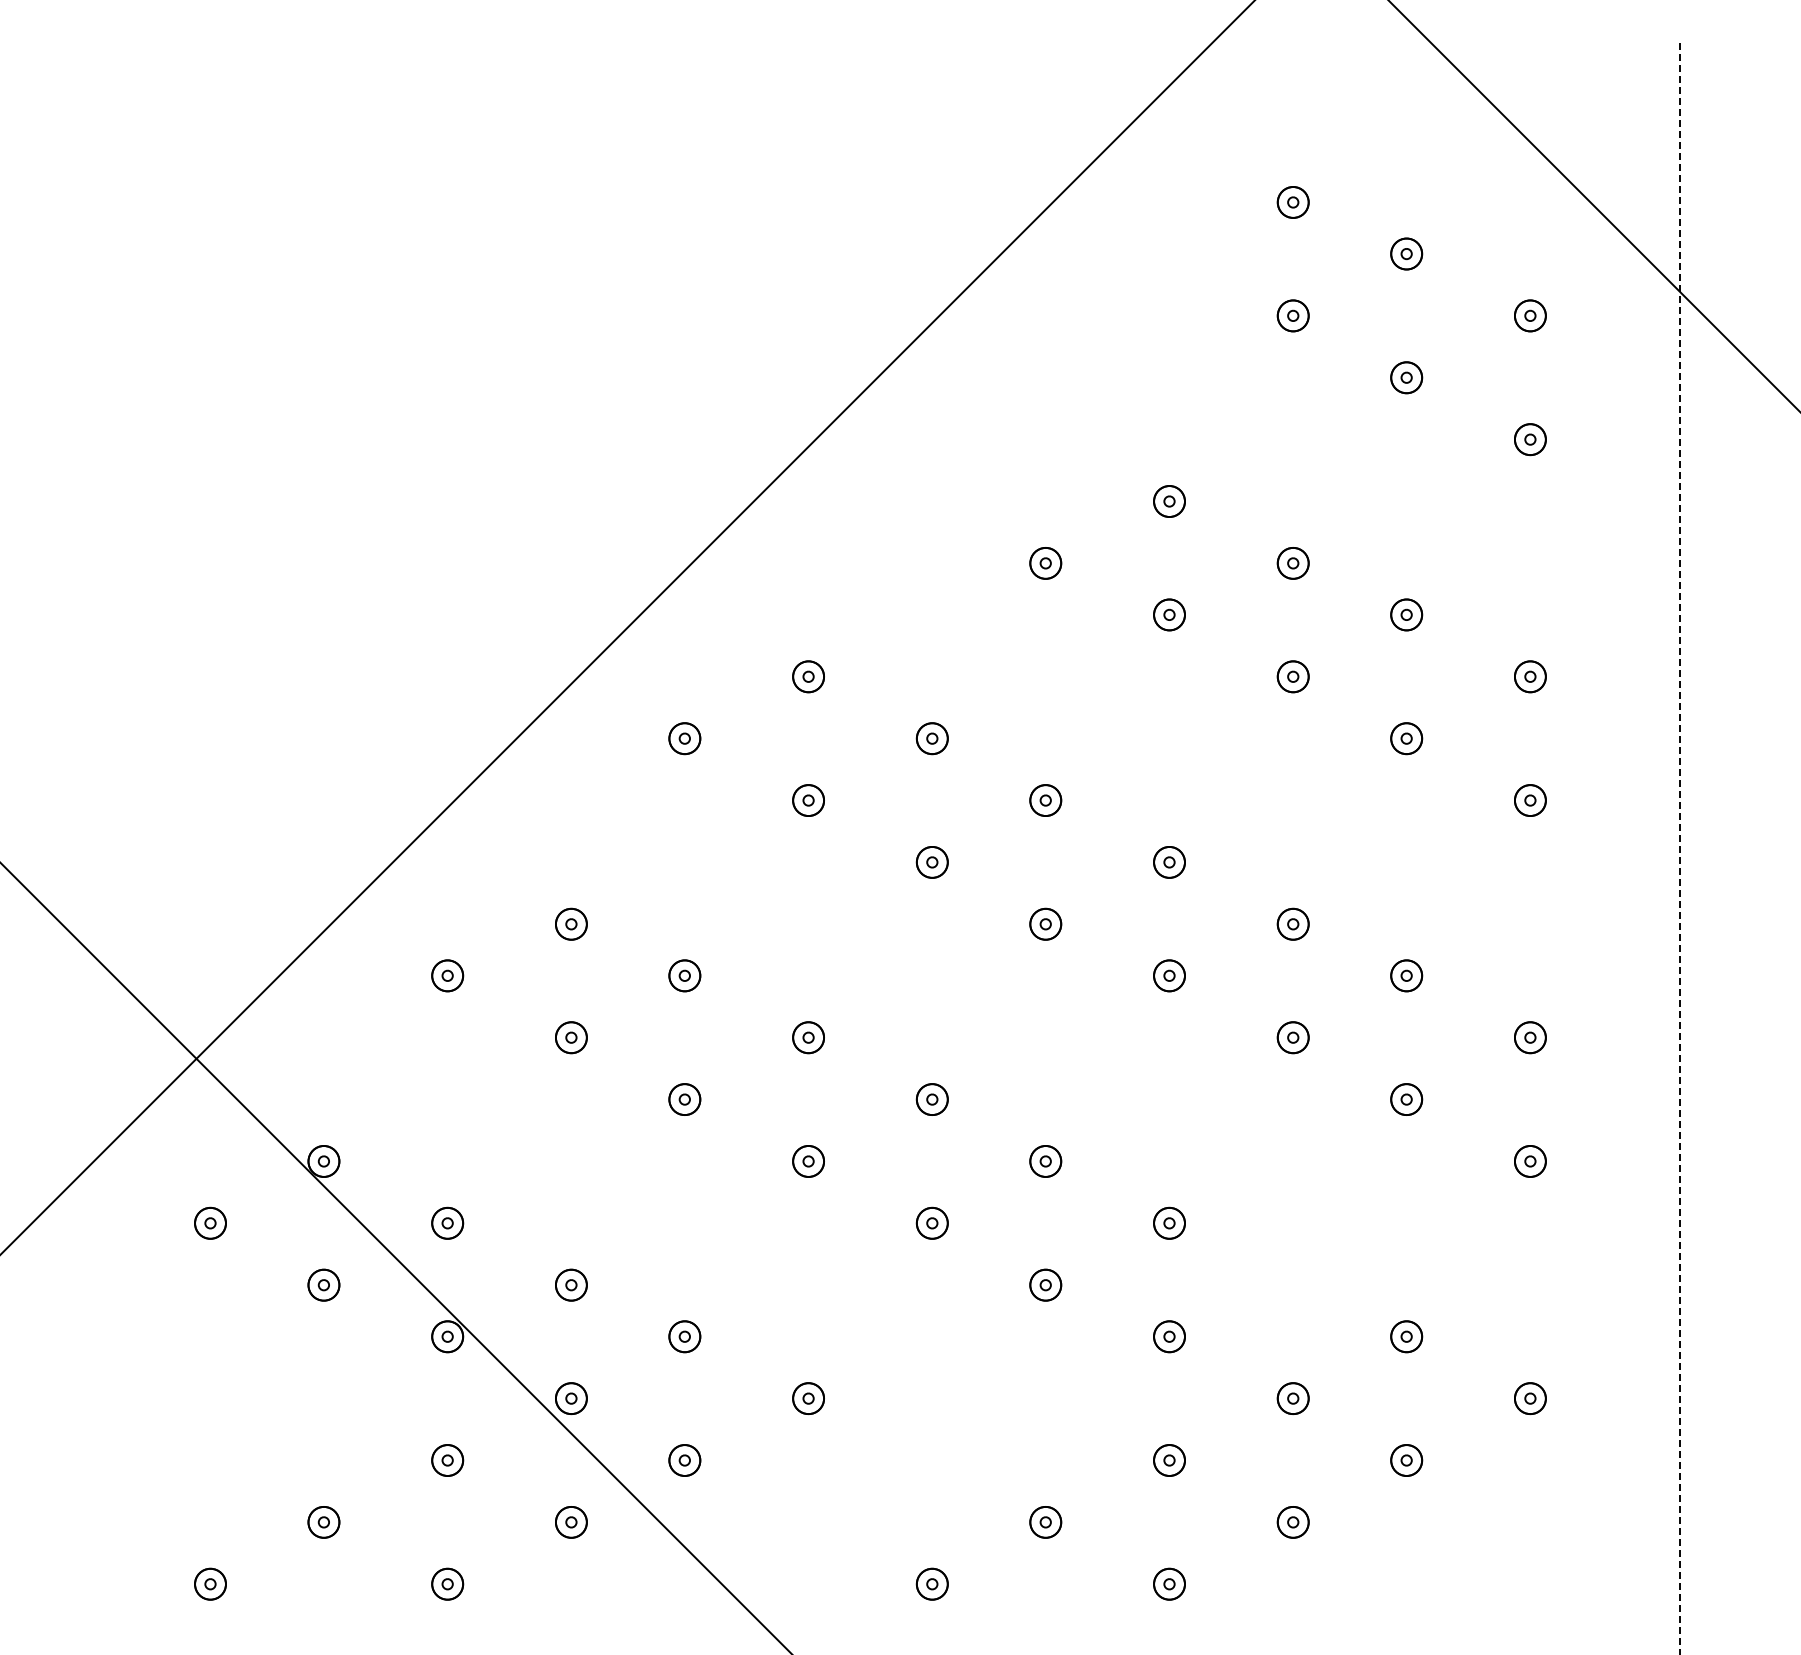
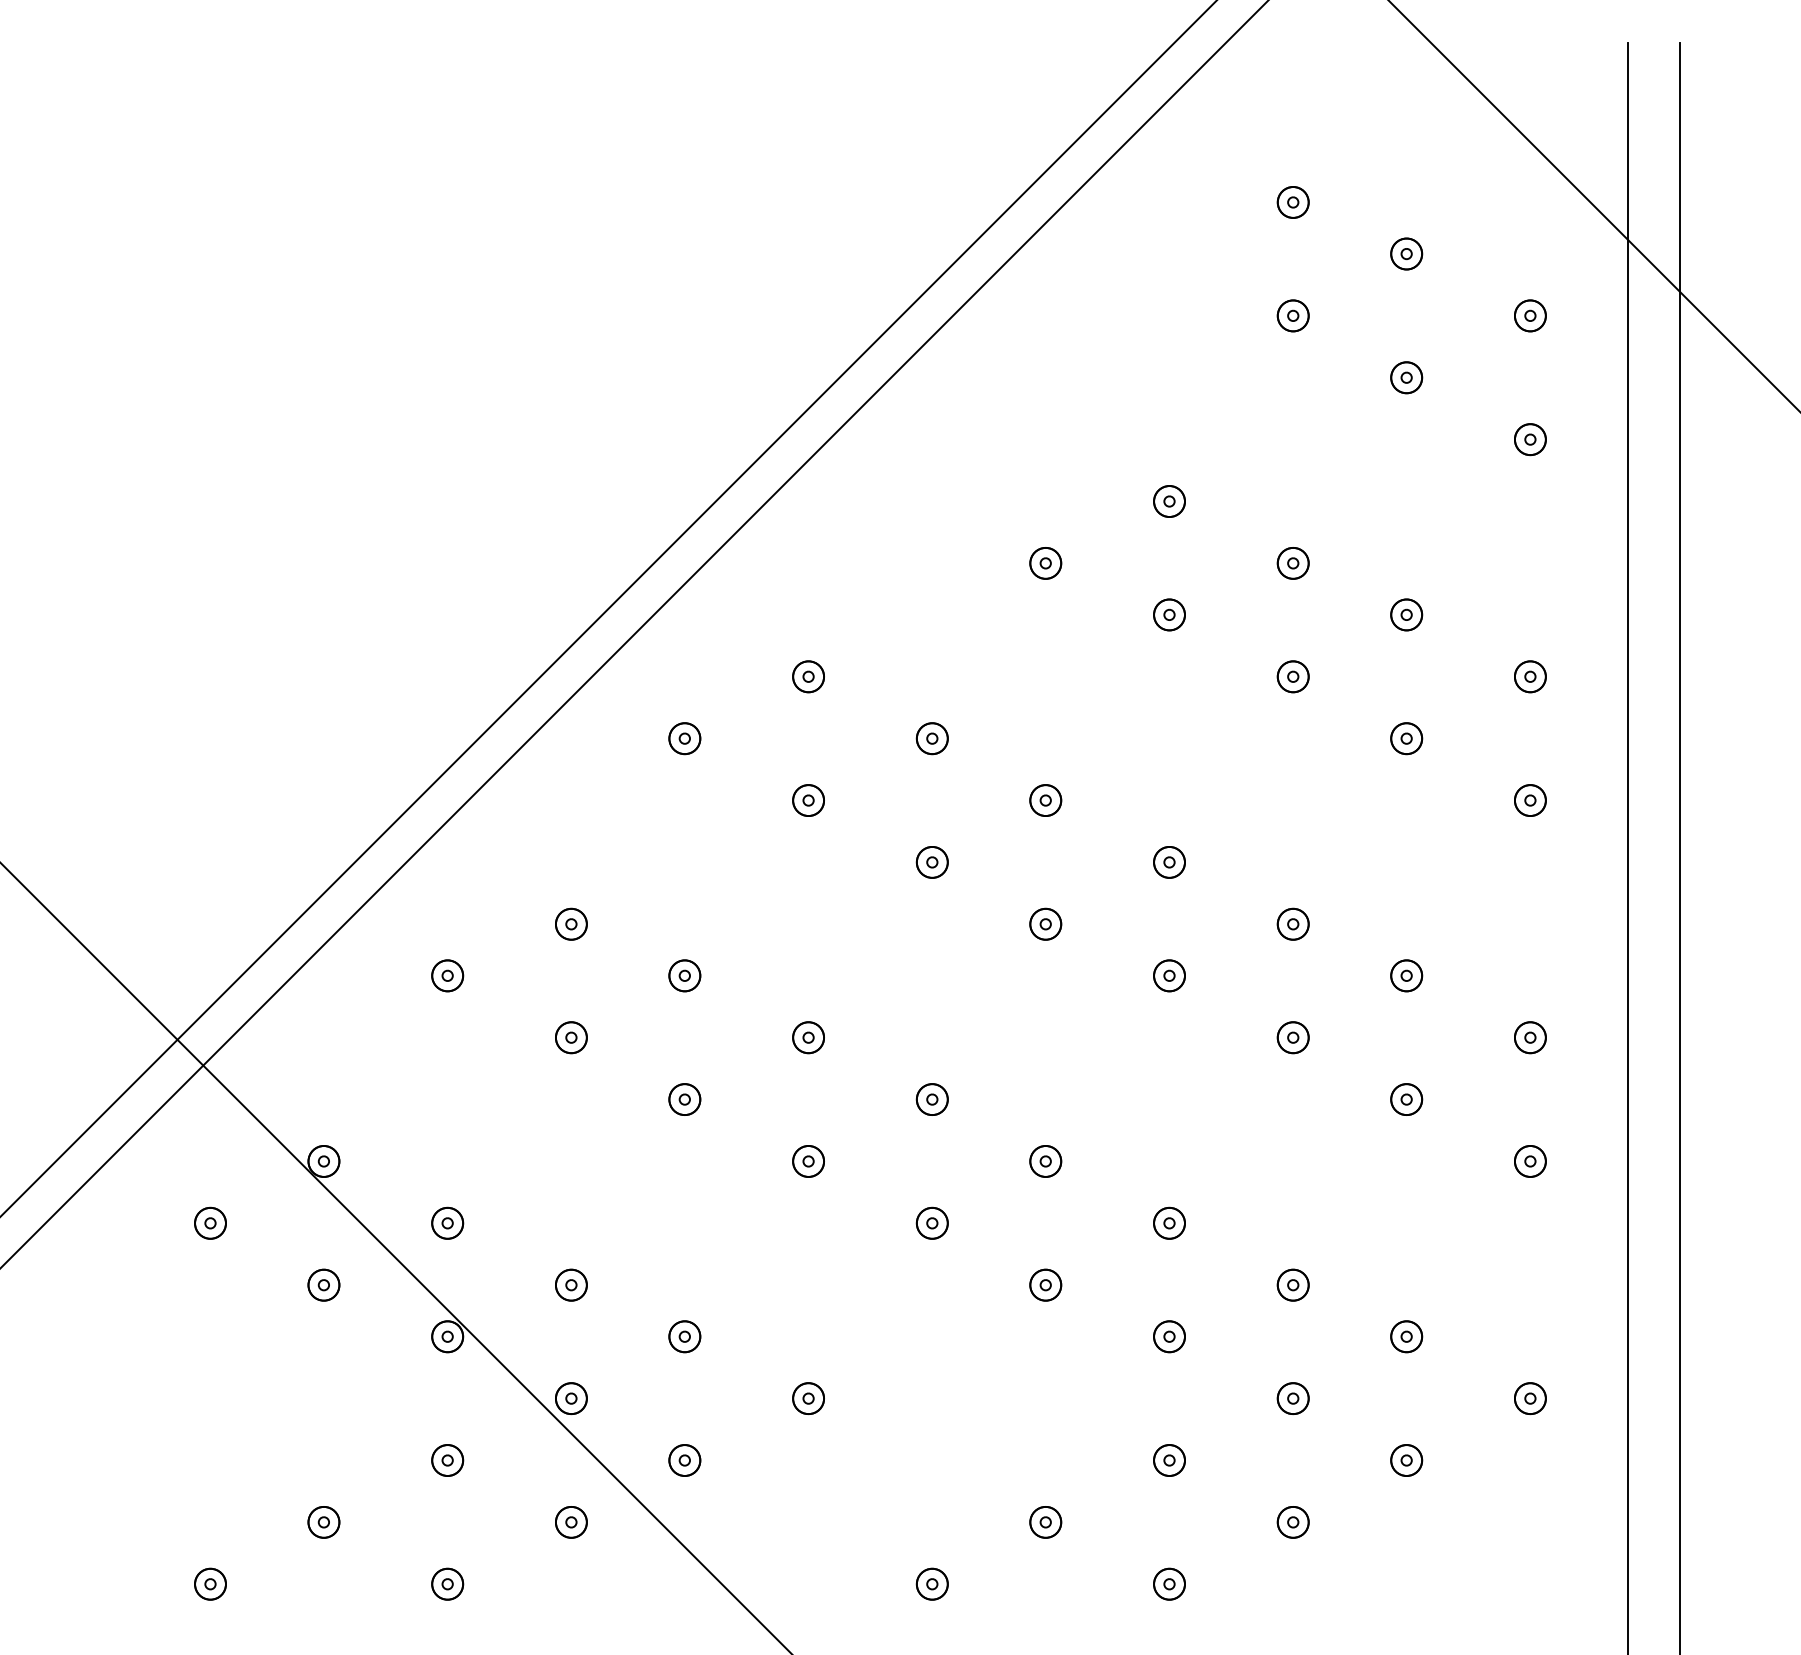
line position: (627, 627) -> (608, 608) (608, 608)
line: none -> present (634, 634)
line: none -> present (1628, 846)
line: dashed -> solid (1679, 848)
part: none -> present (1292, 1284)
